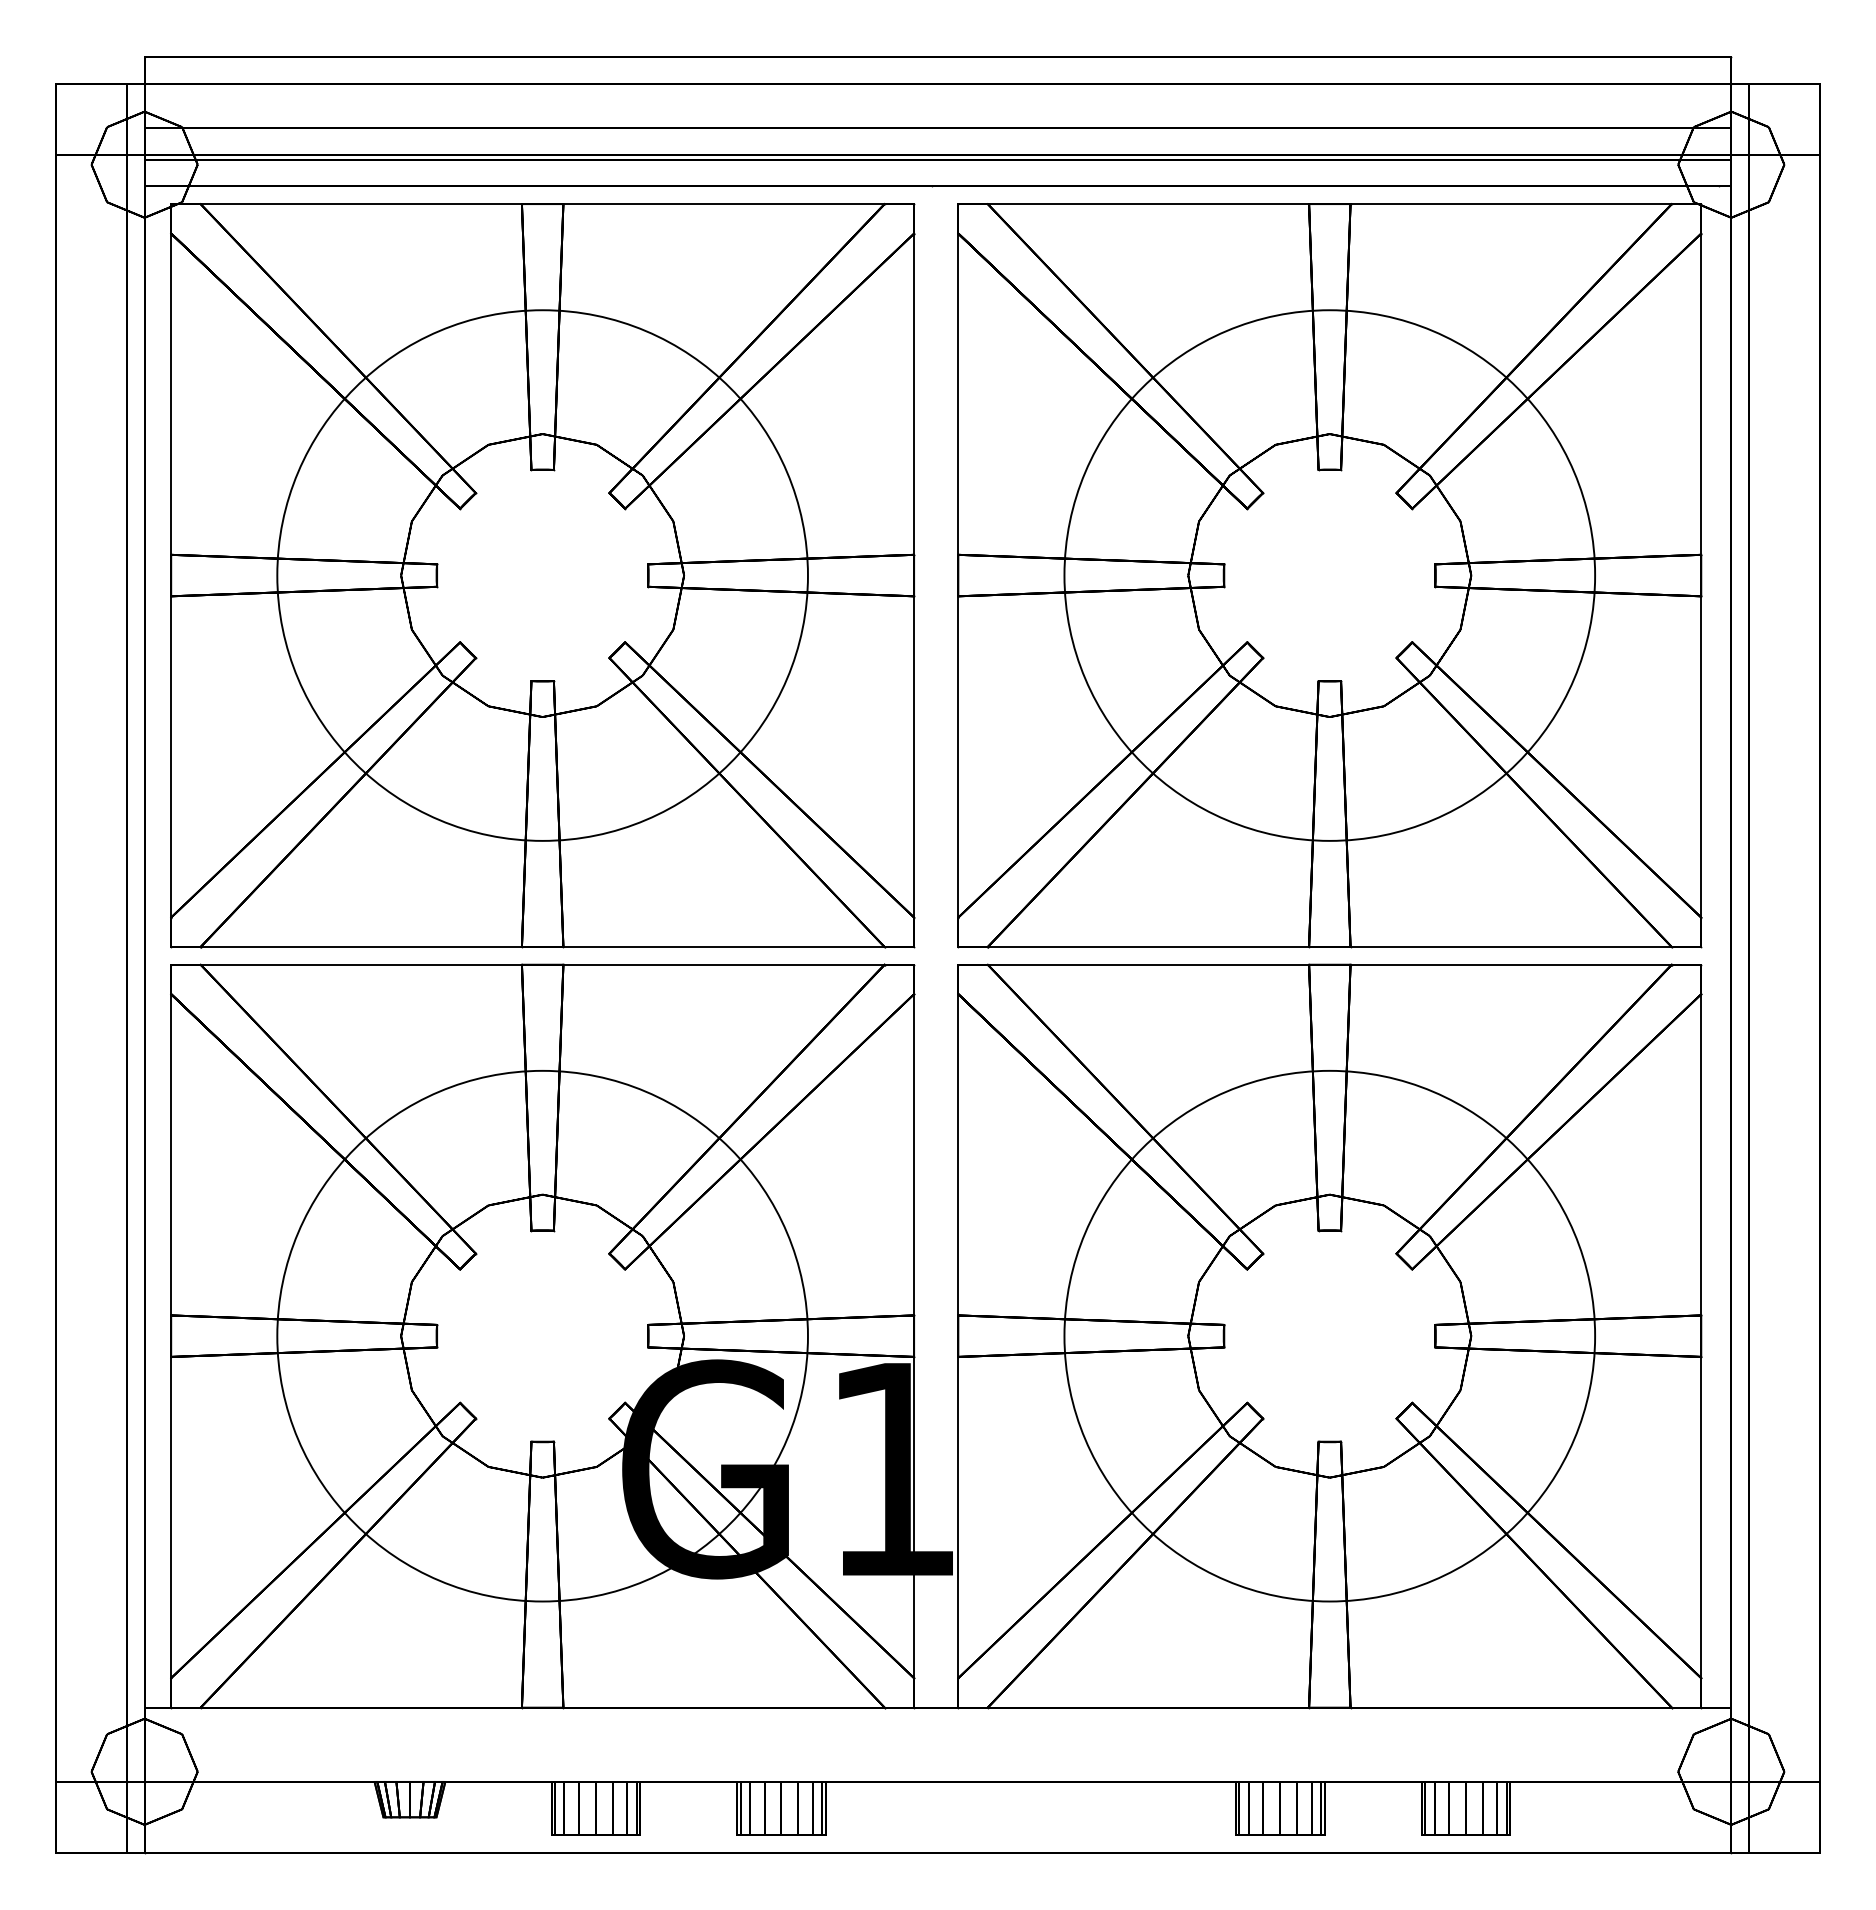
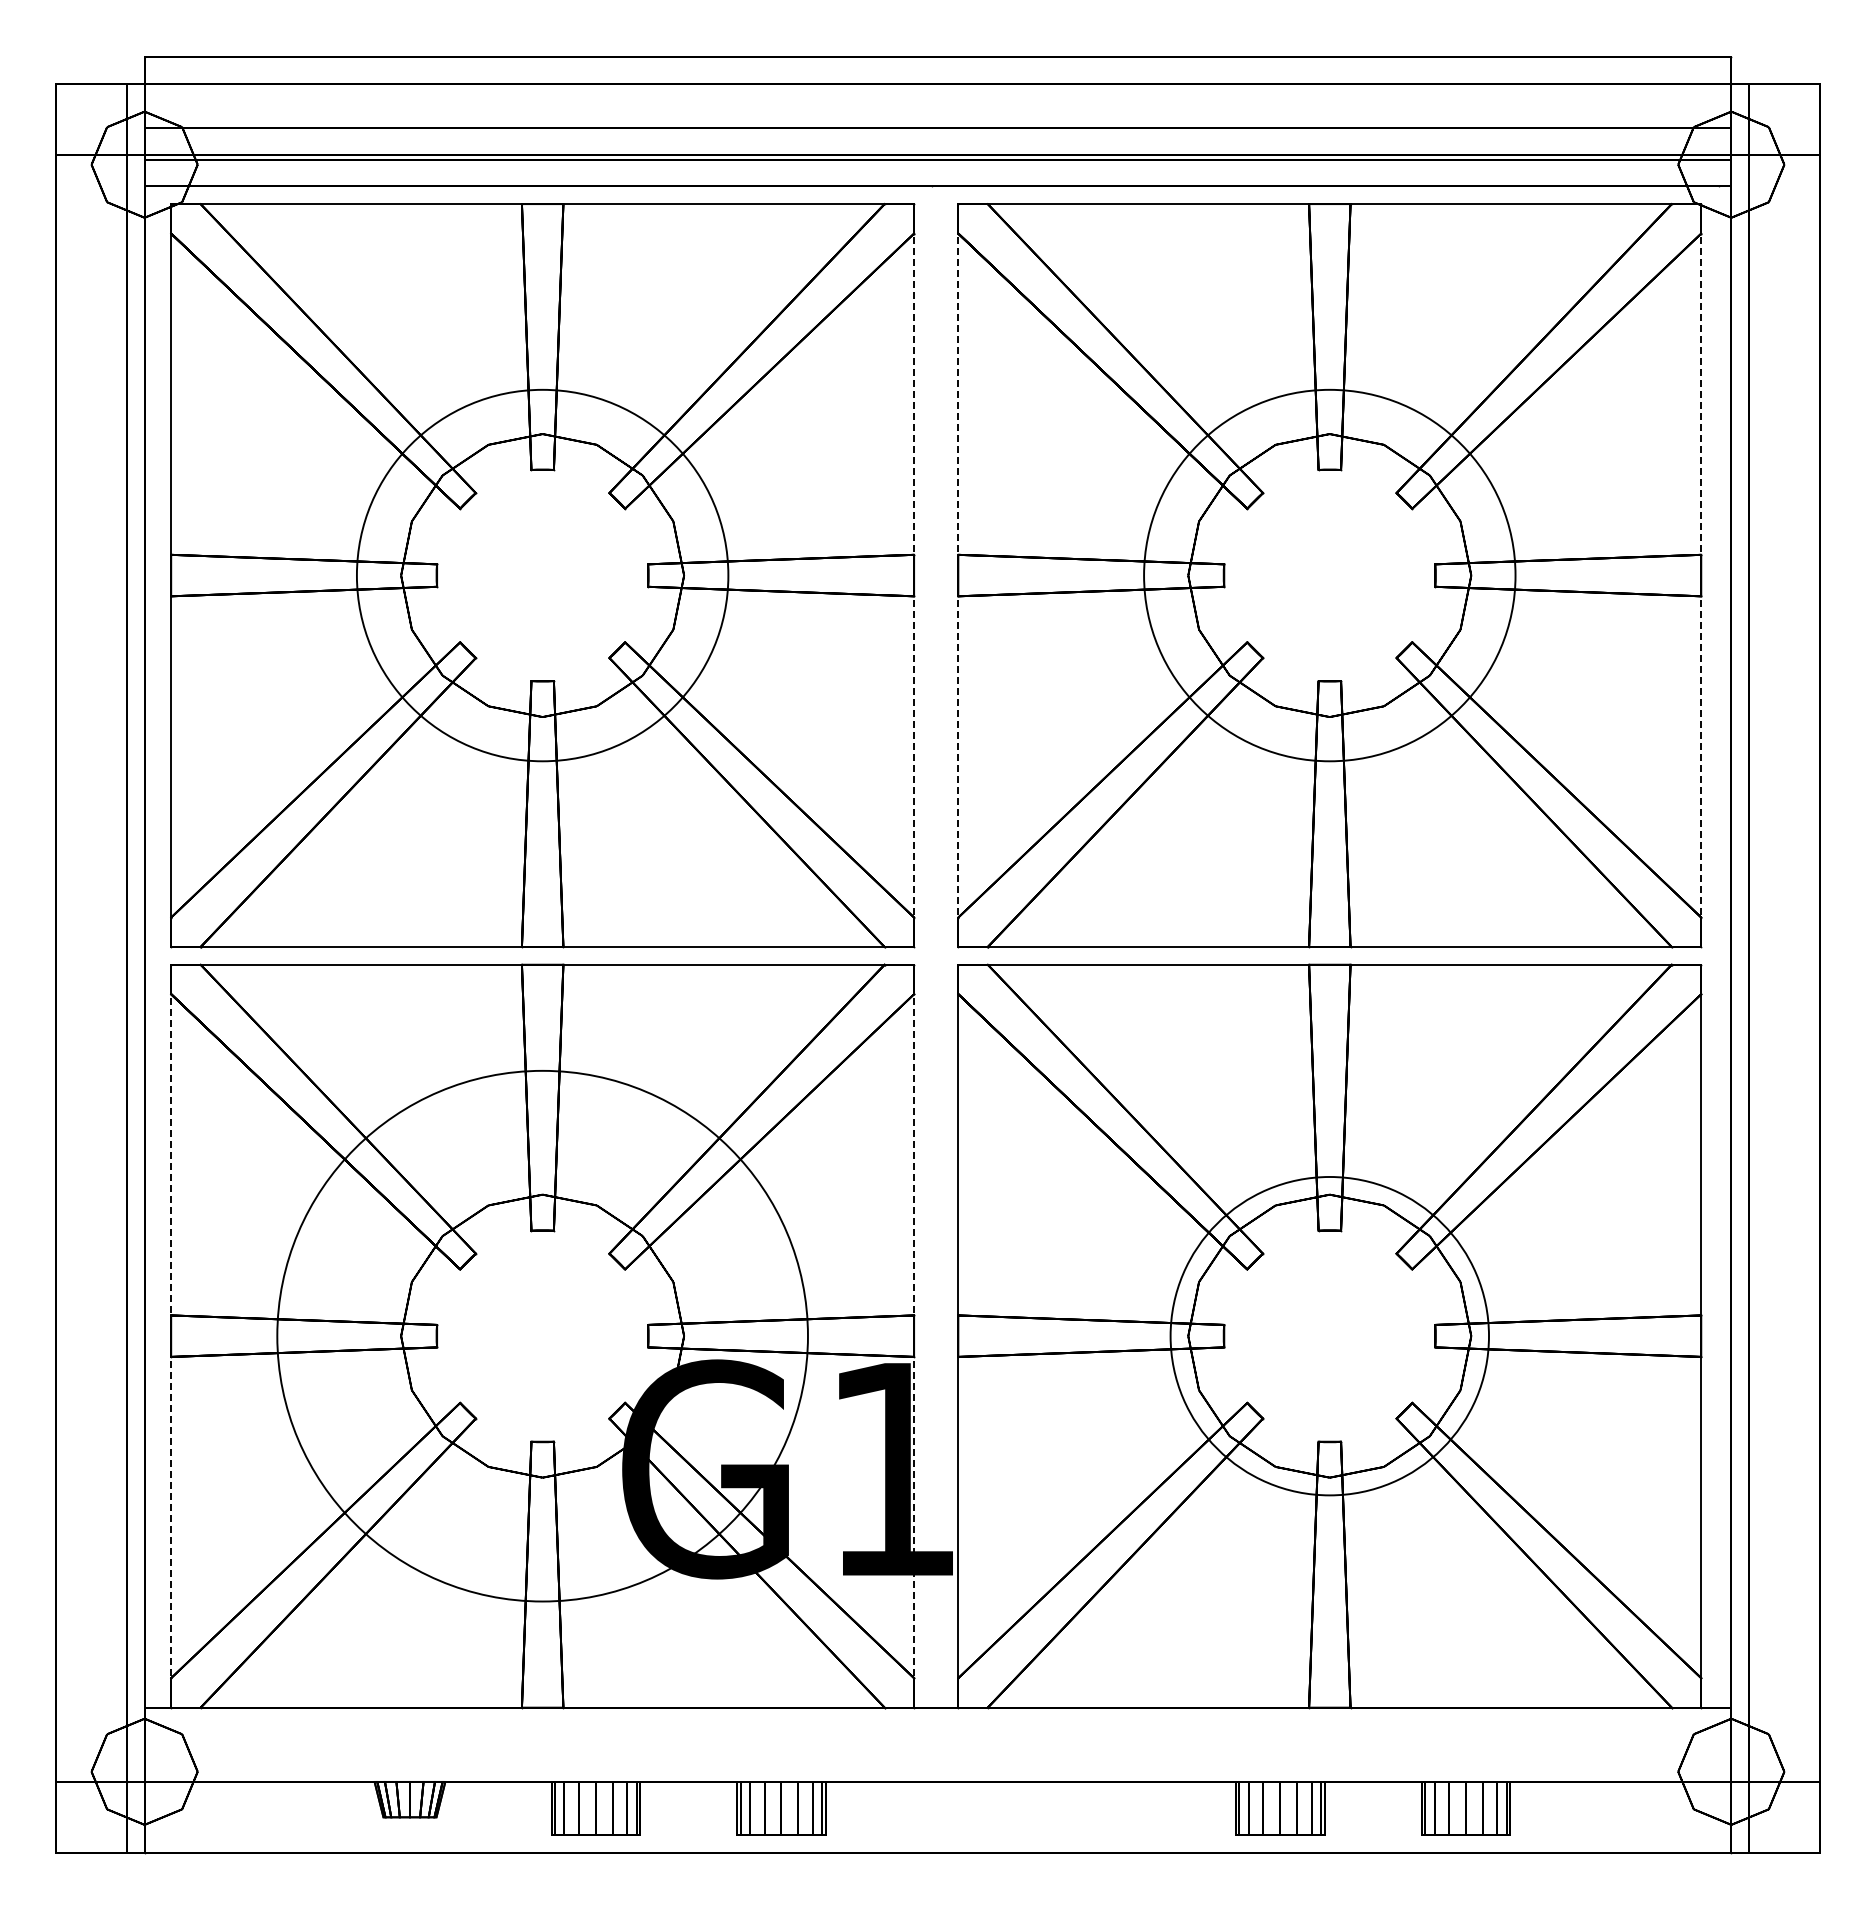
circle diameter: 531 px -> 371 px (542, 575)
circle diameter: 531 px -> 371 px (1329, 575)
line: solid -> dashed (914, 576)
line: solid -> dashed (958, 576)
line: solid -> dashed (1701, 576)
circle diameter: 531 px -> 318 px (1329, 1335)
line: solid -> dashed (171, 1336)
line: solid -> dashed (914, 1336)
